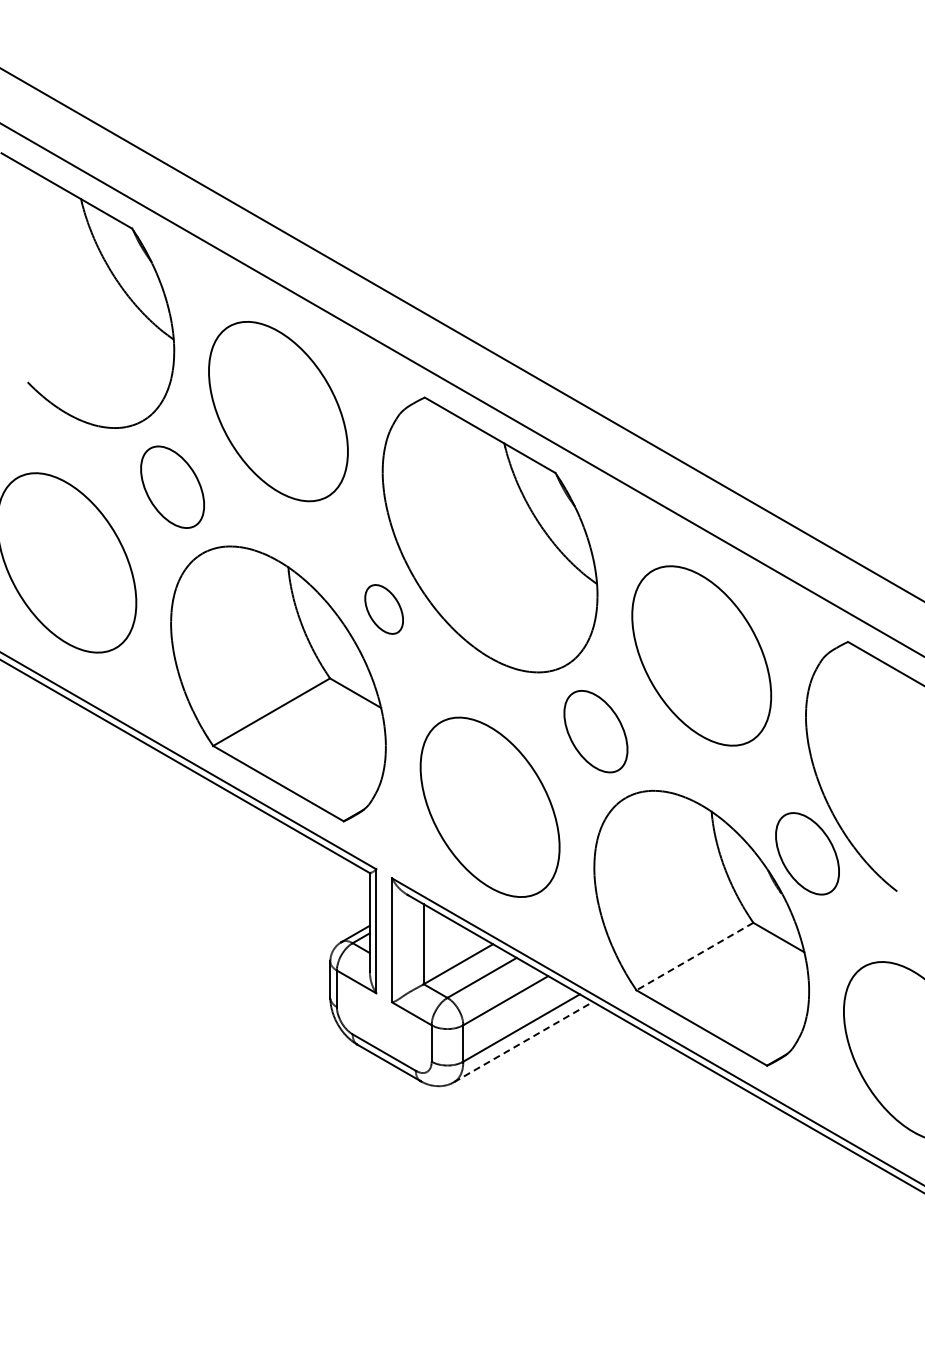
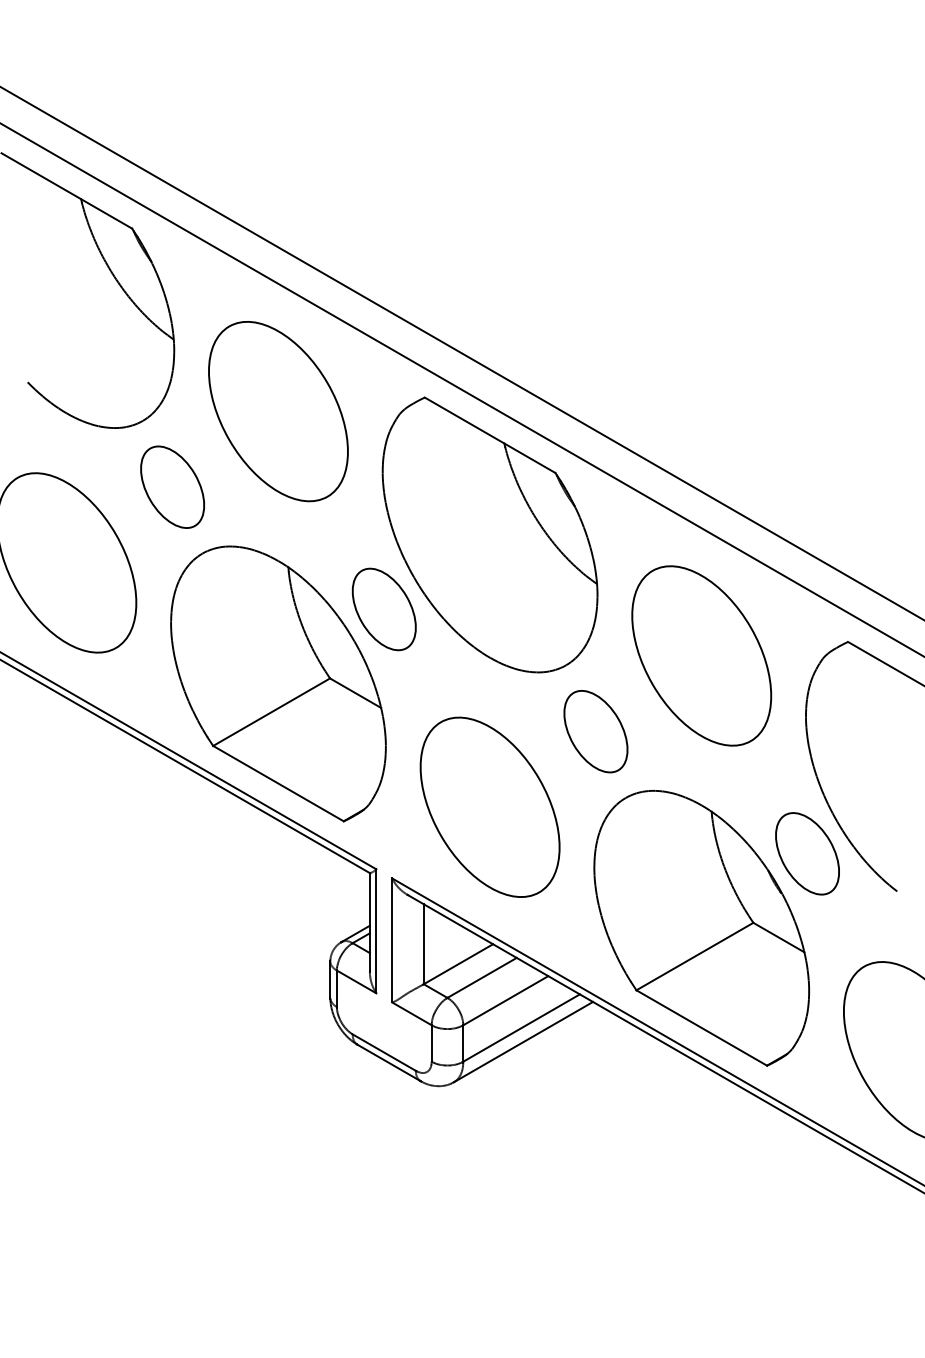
line position: (461, 334) -> (461, 353) (461, 353)
part size: 40x51 px -> 66x85 px (383, 609)
line: dashed -> solid (694, 956)
line: dashed -> solid (523, 1041)
